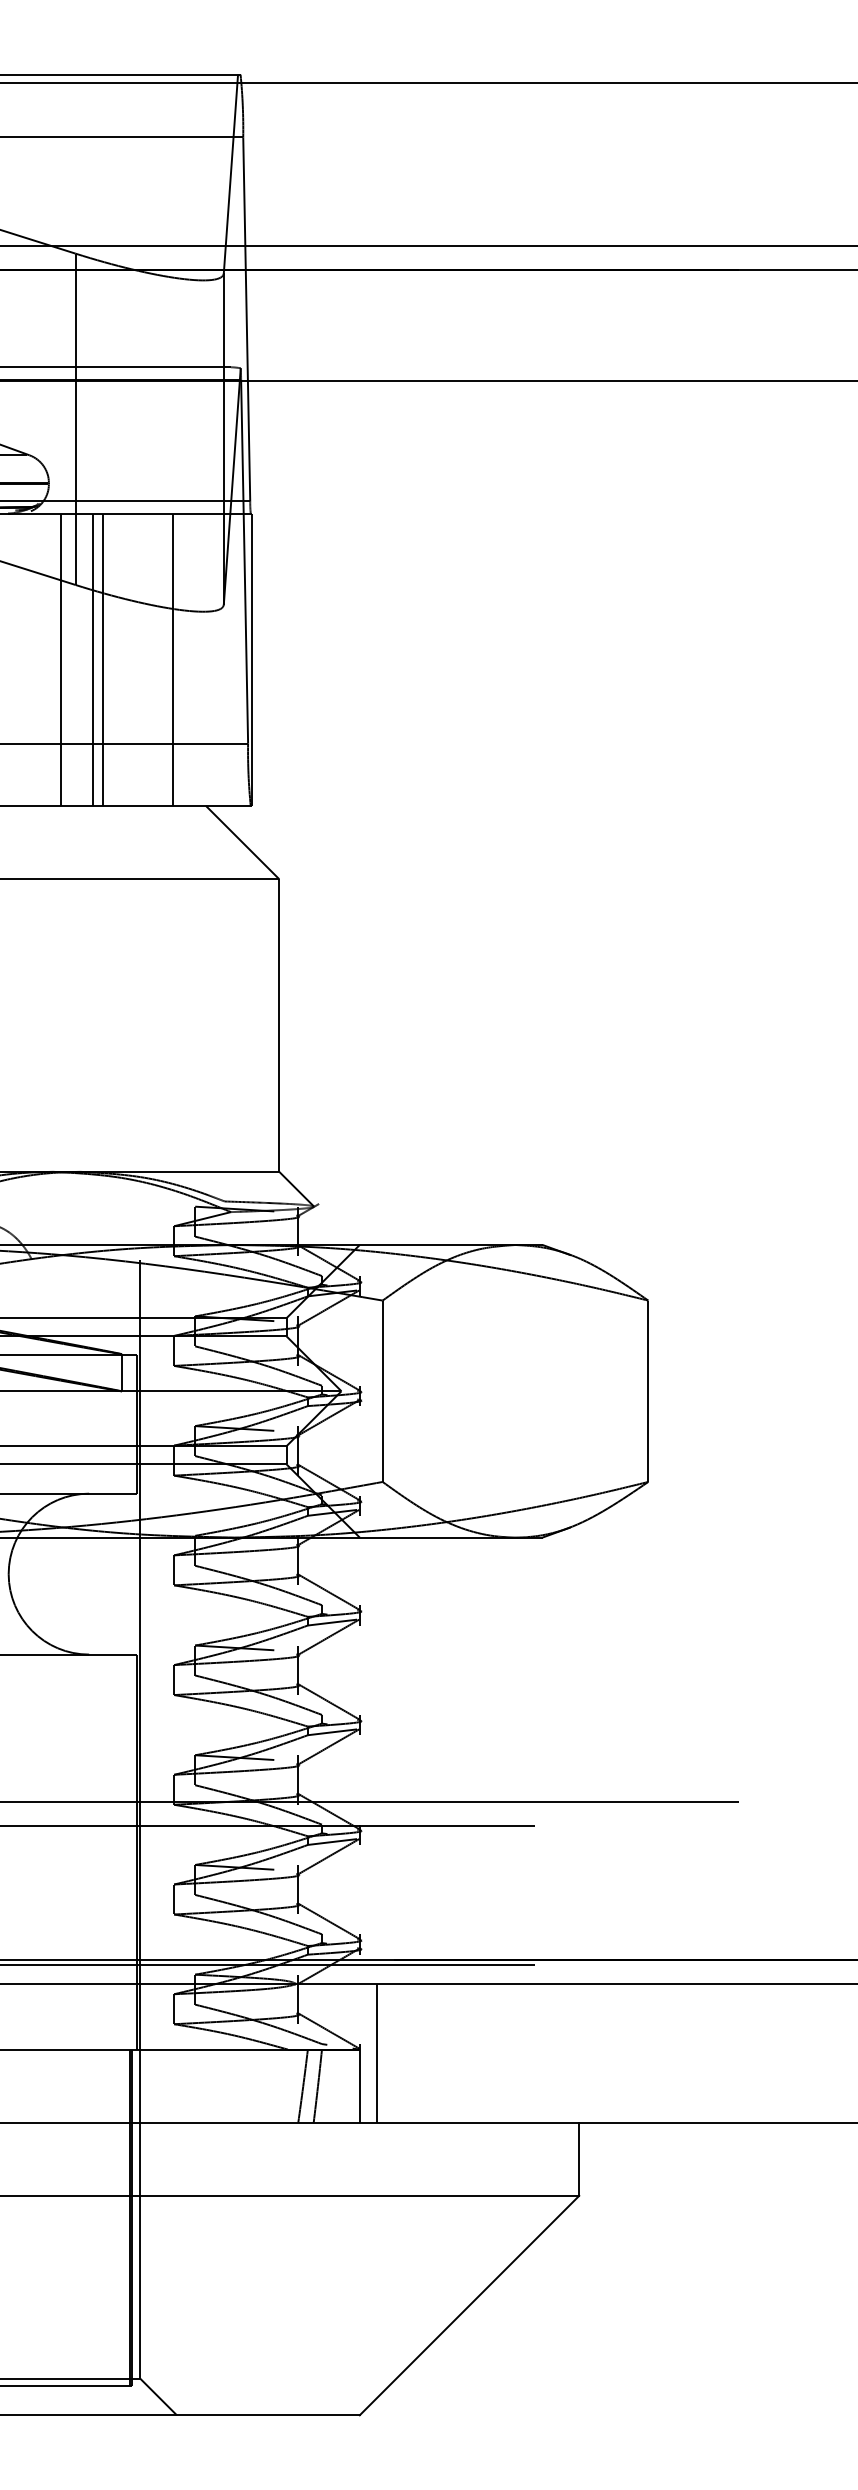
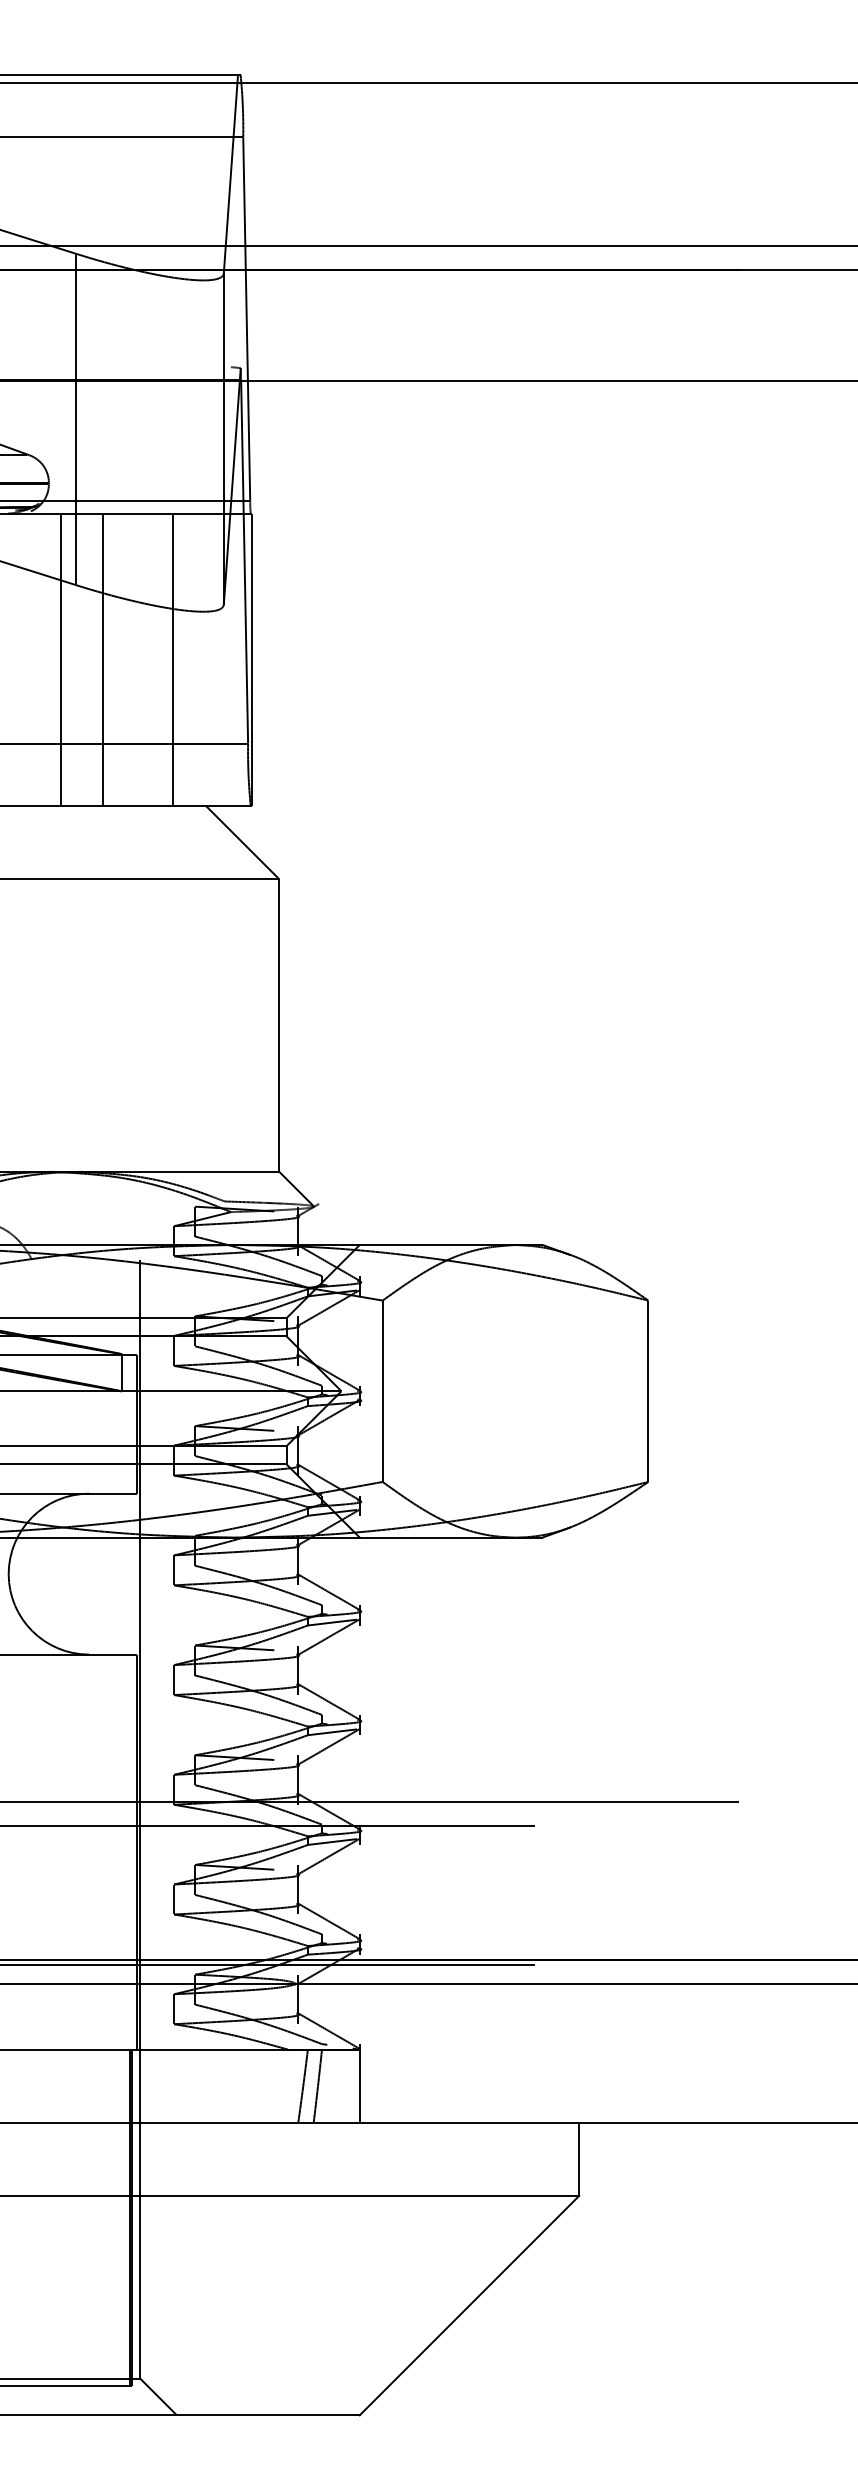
line: present -> none (116, 367)
line: present -> none (93, 659)
line: present -> none (377, 2052)
